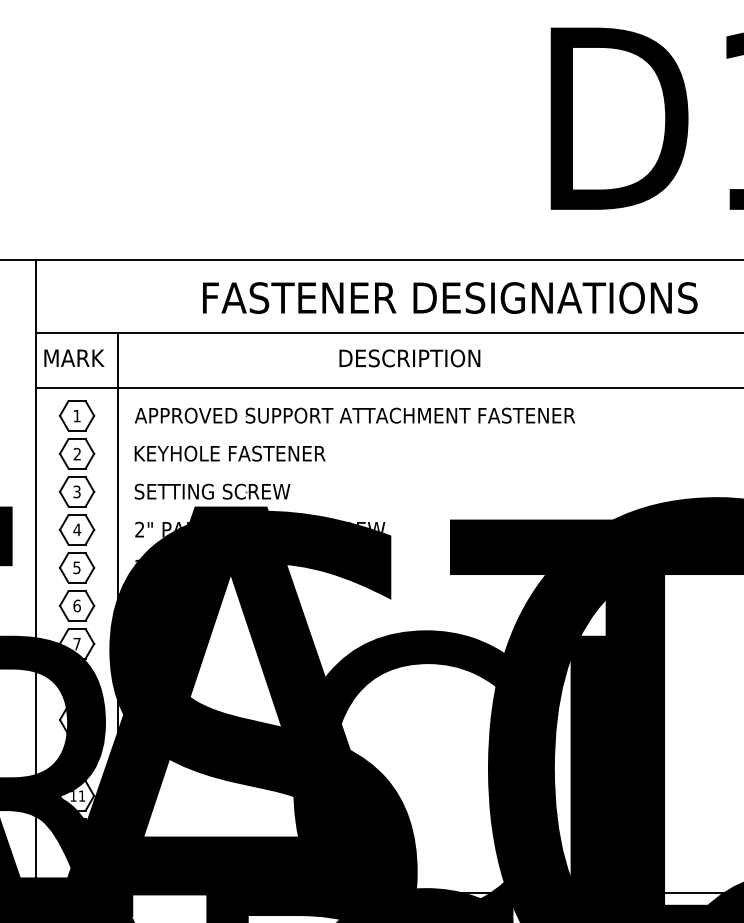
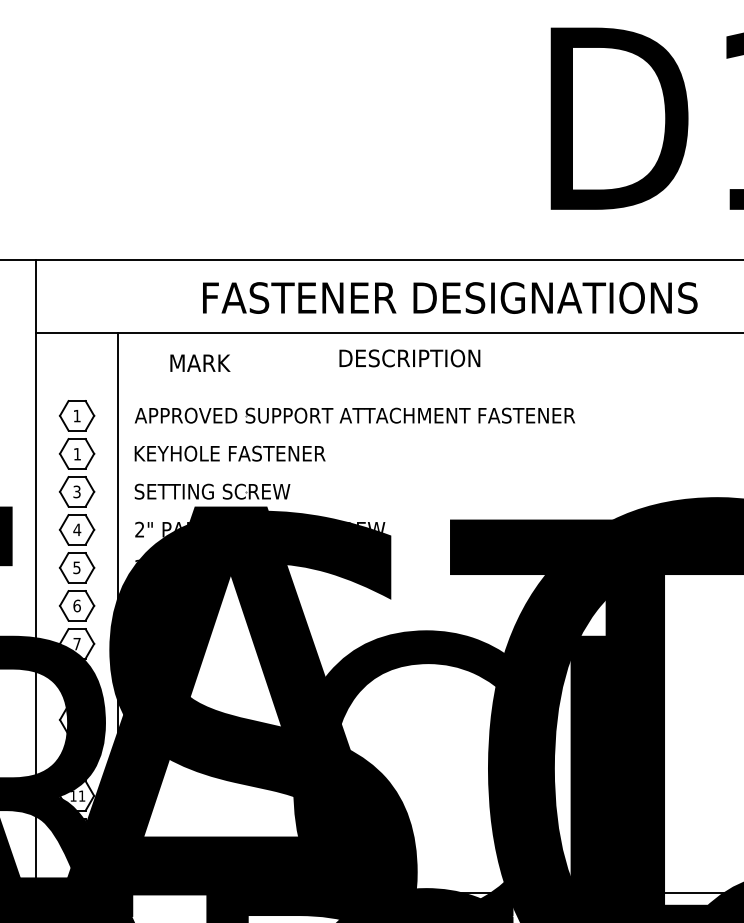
text position: (74, 357) -> (200, 362) (200, 362)
line: present -> none (387, 387)
text: 2 -> 1 (76, 453)
